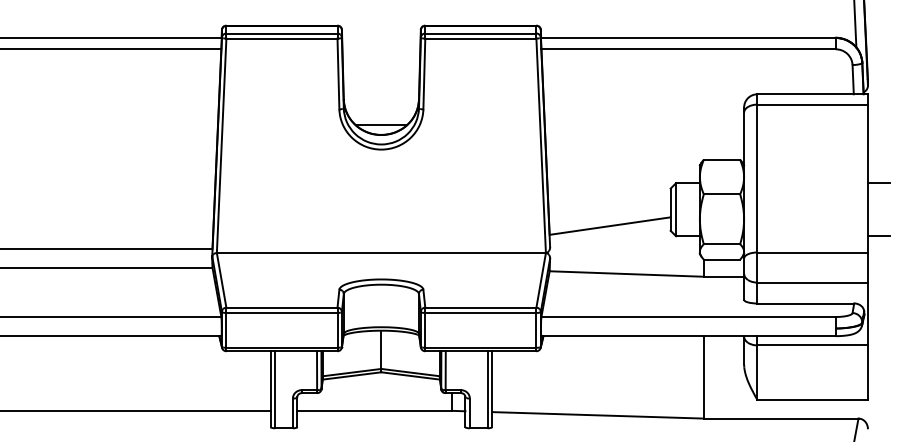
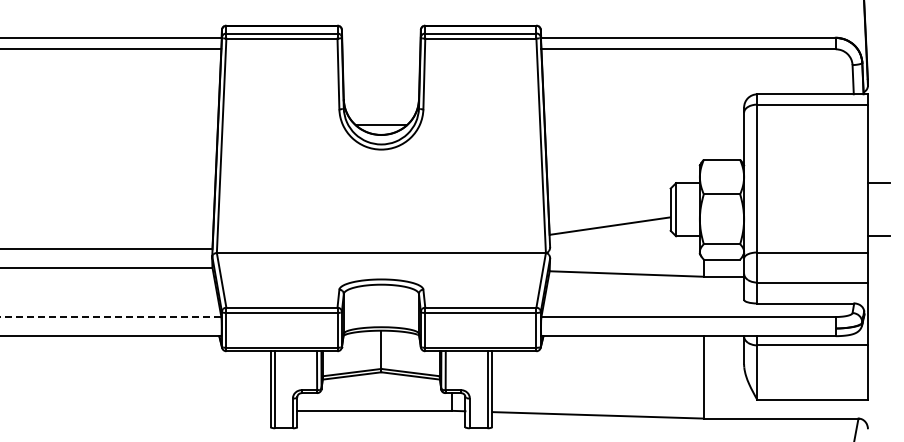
line: present -> none (855, 24)
line: solid -> dashed (110, 317)
line: present -> none (136, 410)
